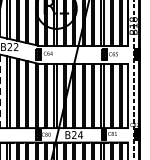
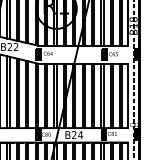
line: dashed -> solid (0, 91)
